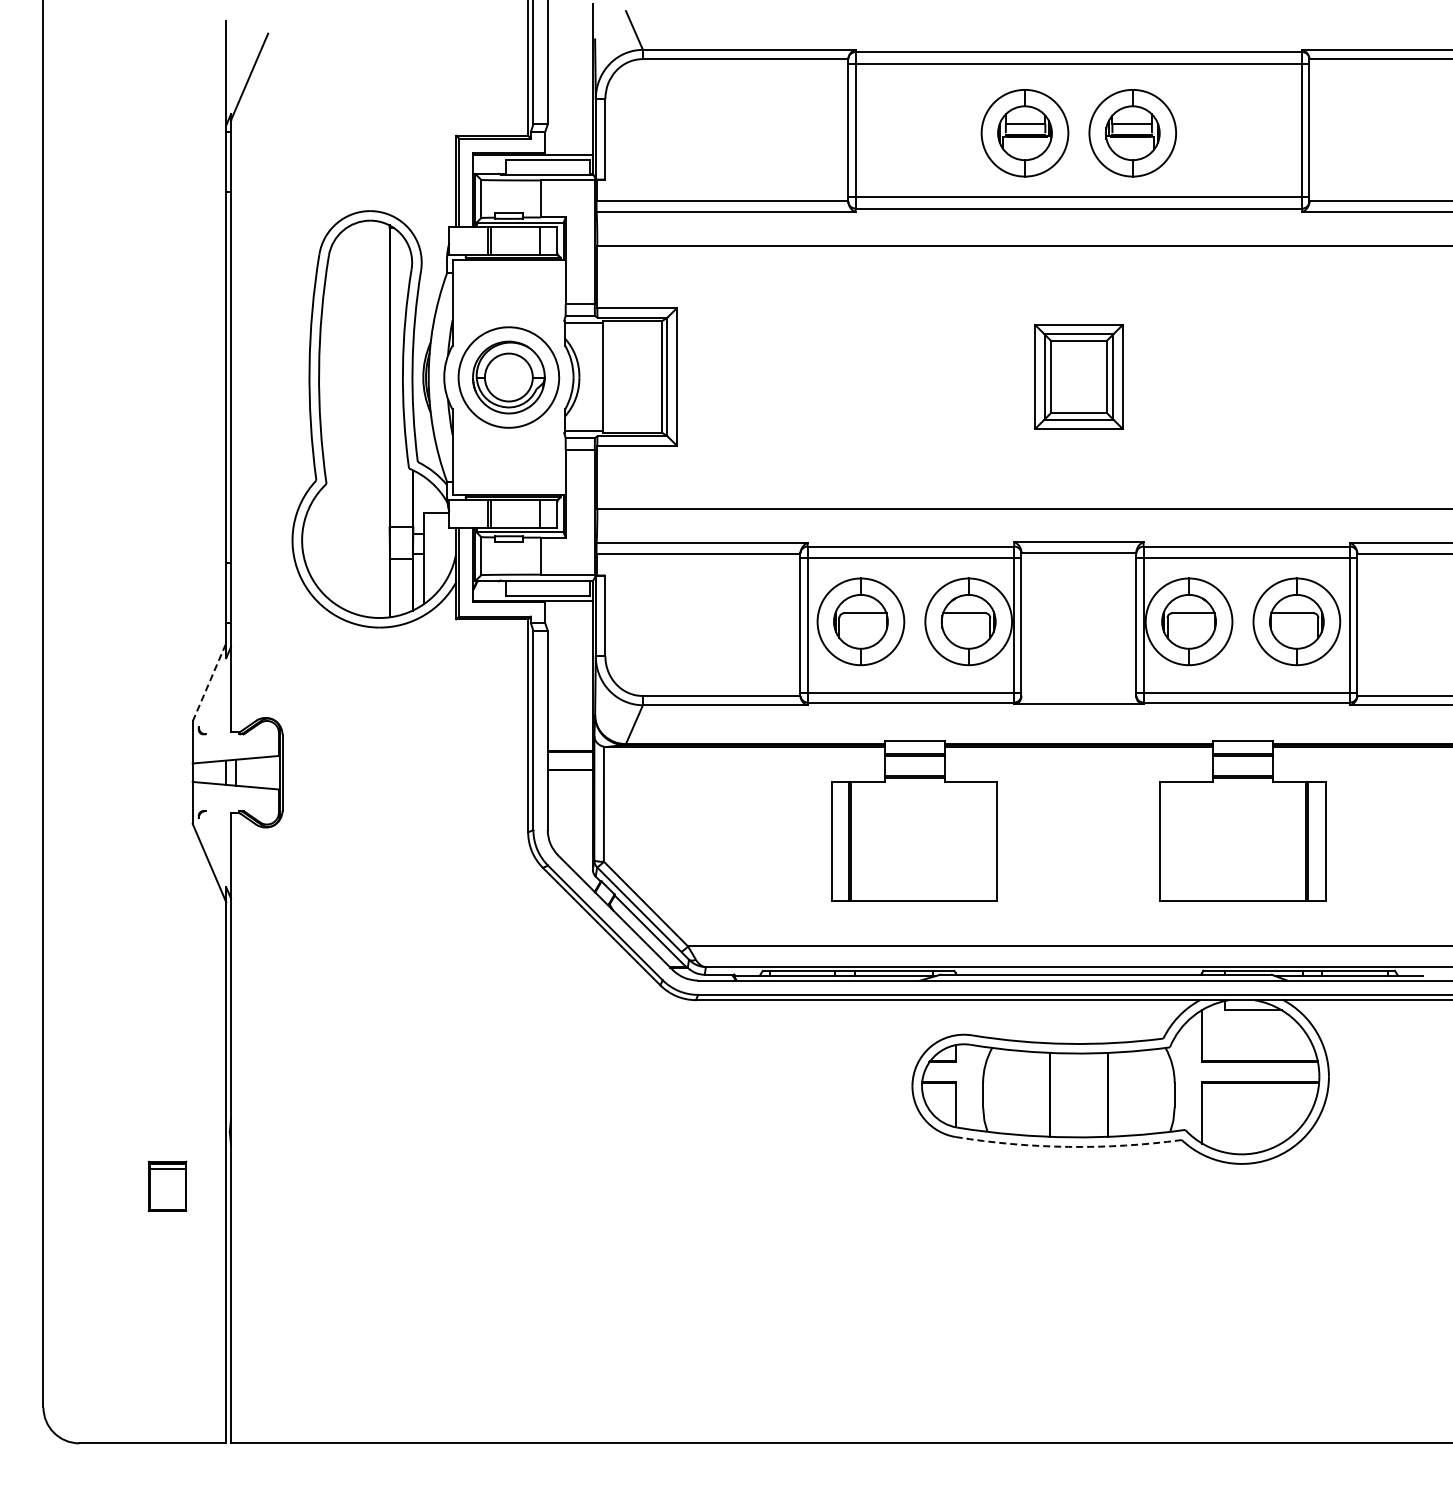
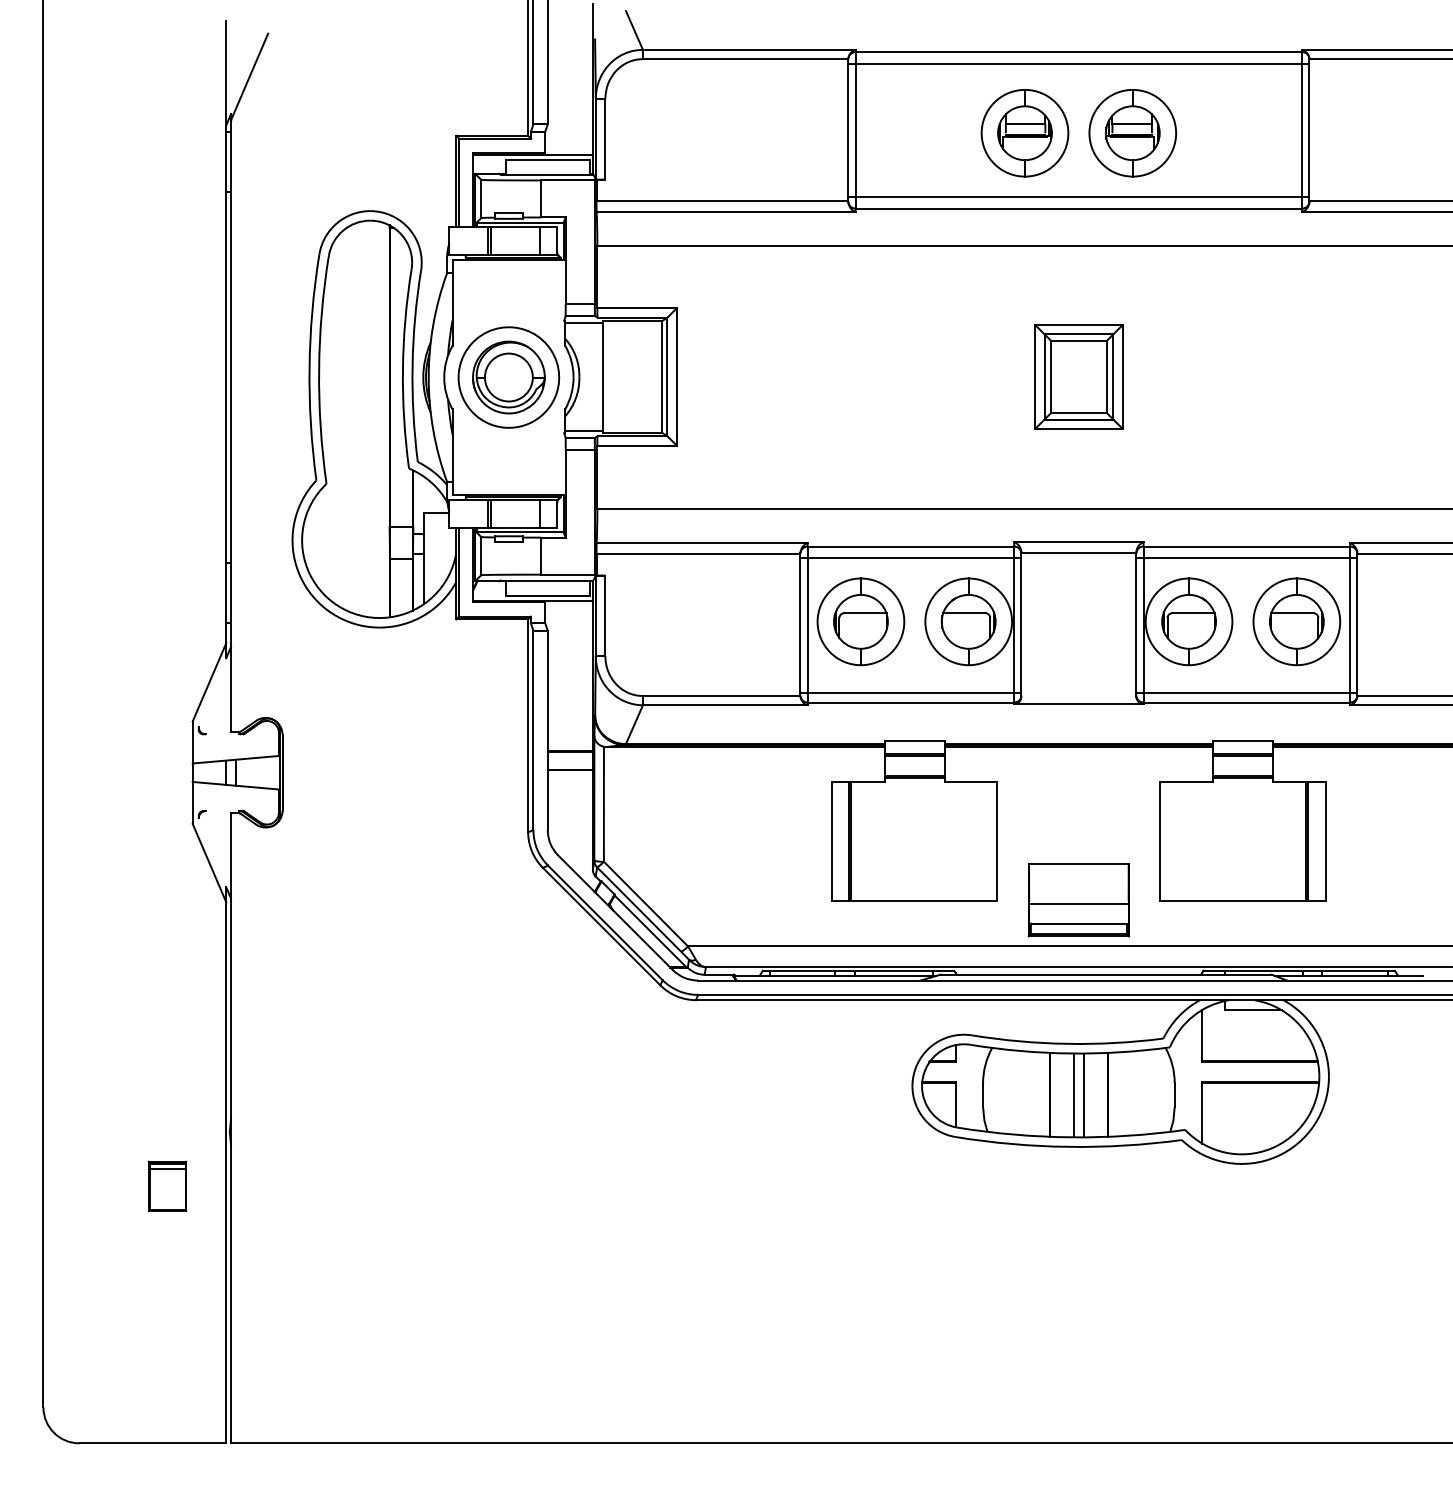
line: dashed -> solid (209, 682)
part: none -> present (1078, 900)
line: none -> present (1074, 1095)
line: none -> present (1083, 1095)
arc: dashed -> solid (1068, 1146)
